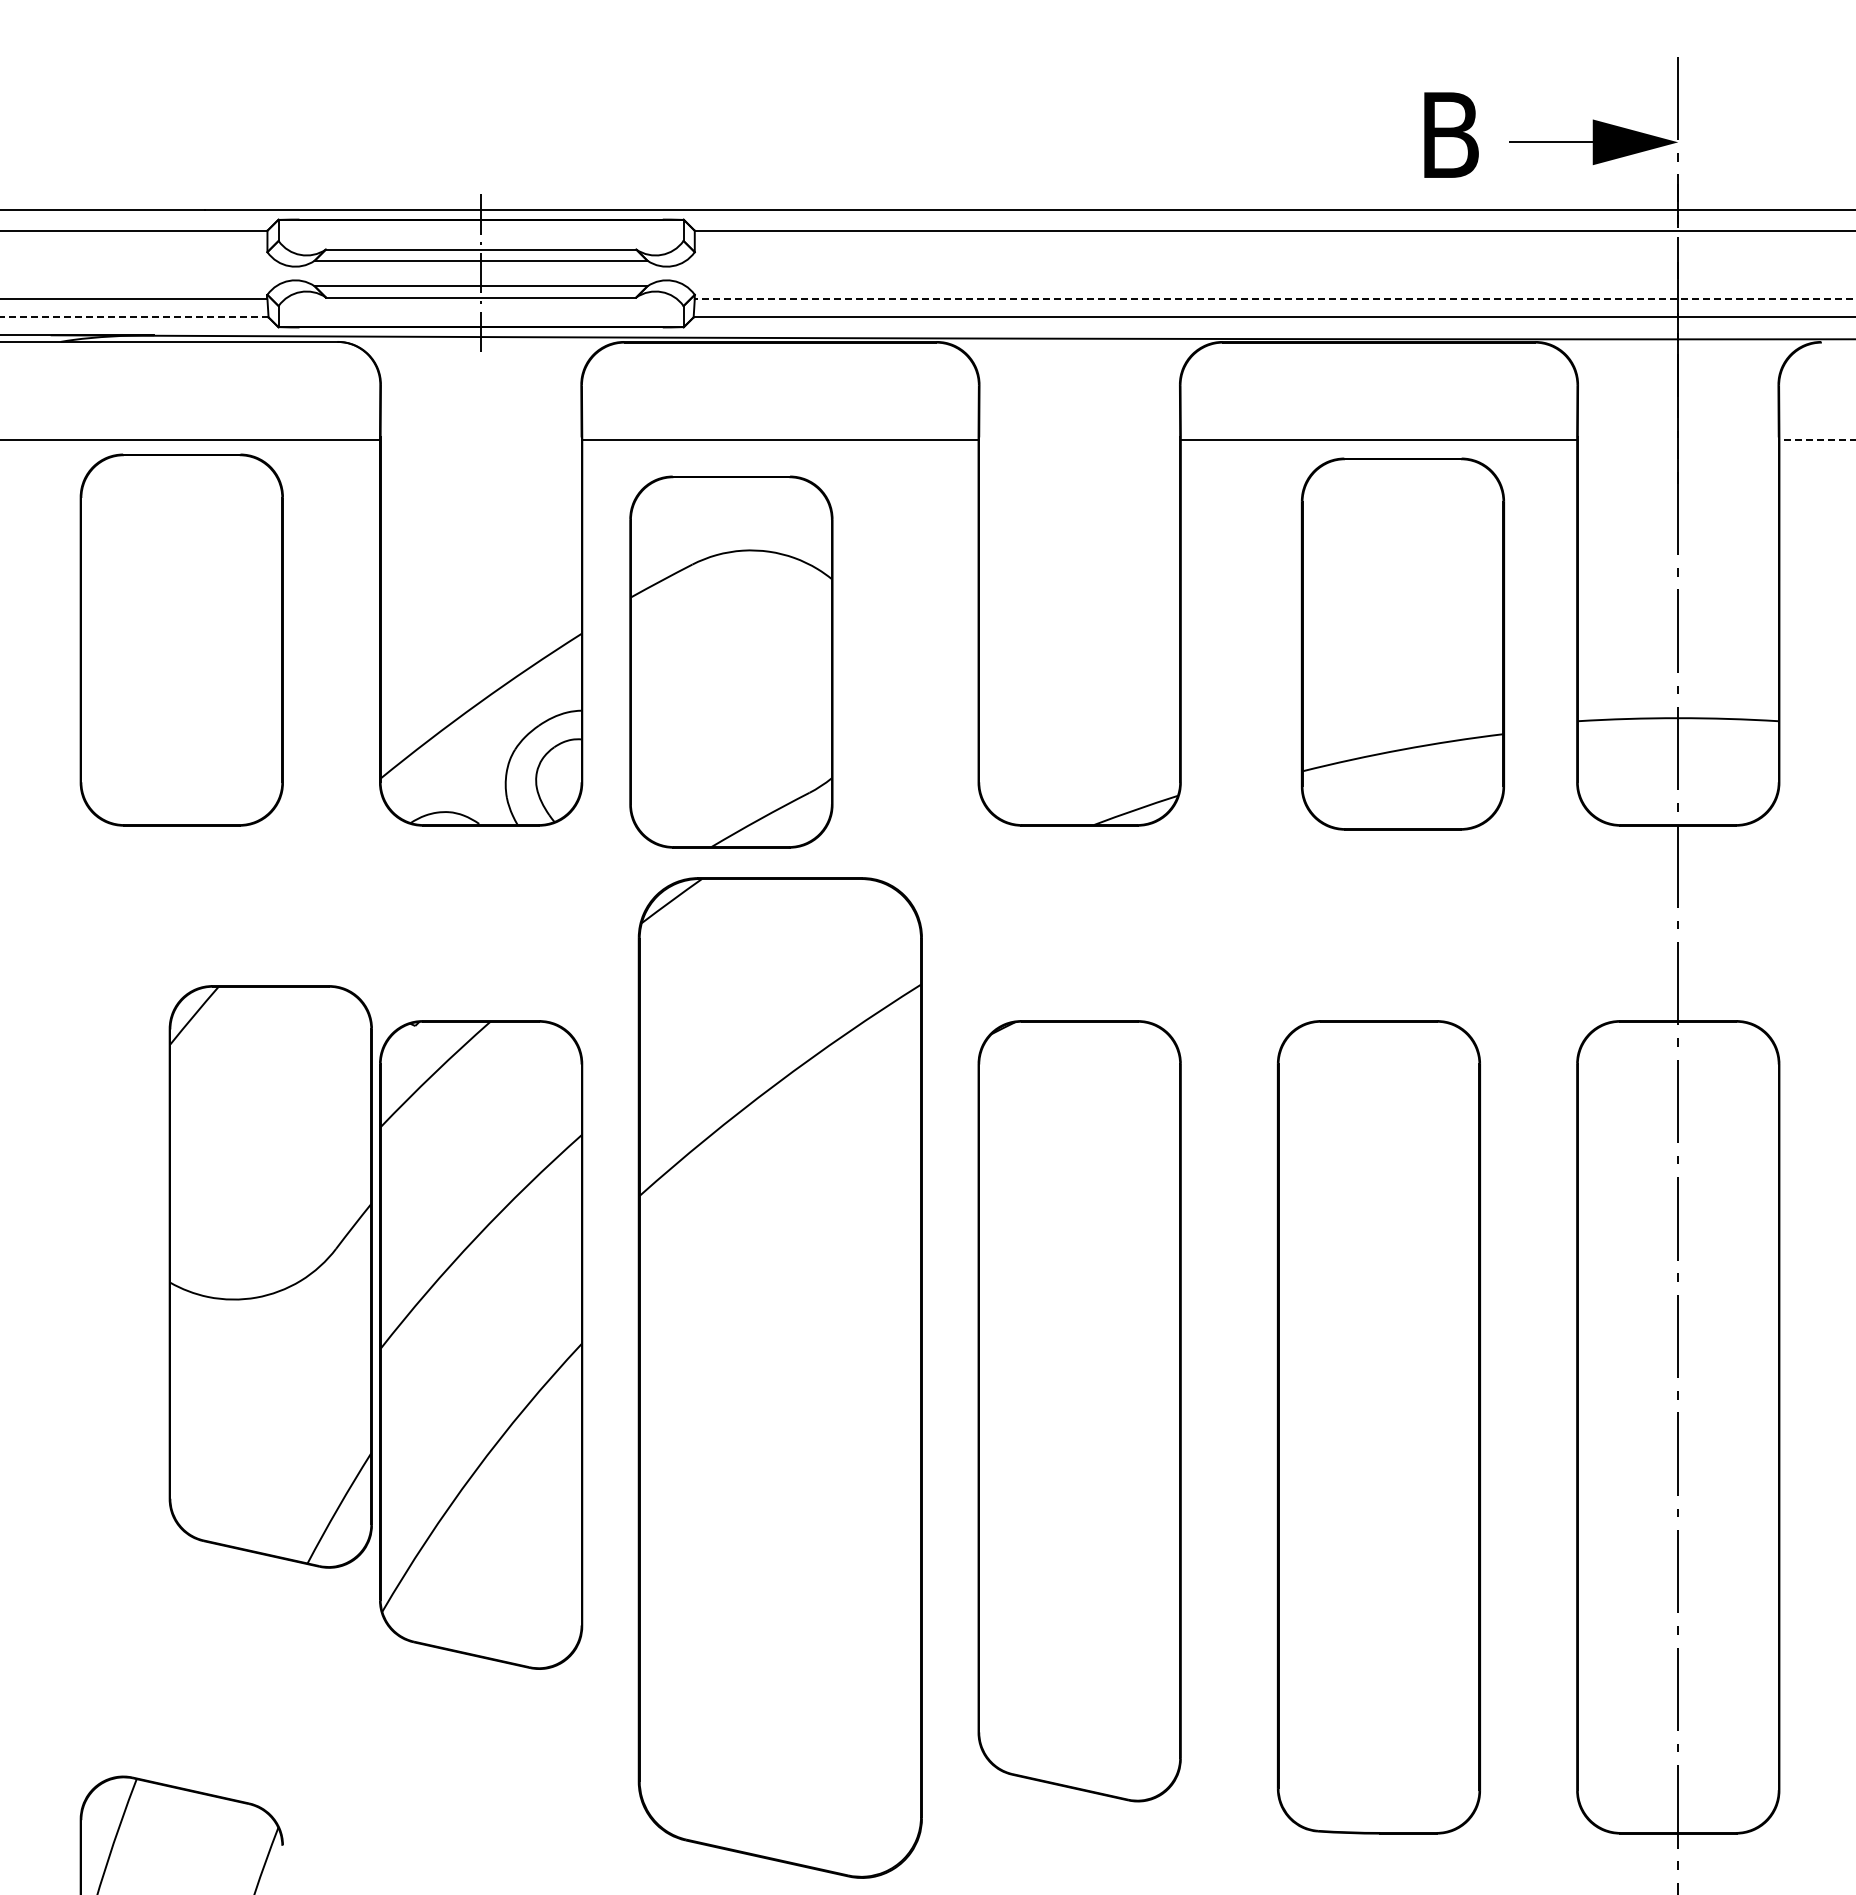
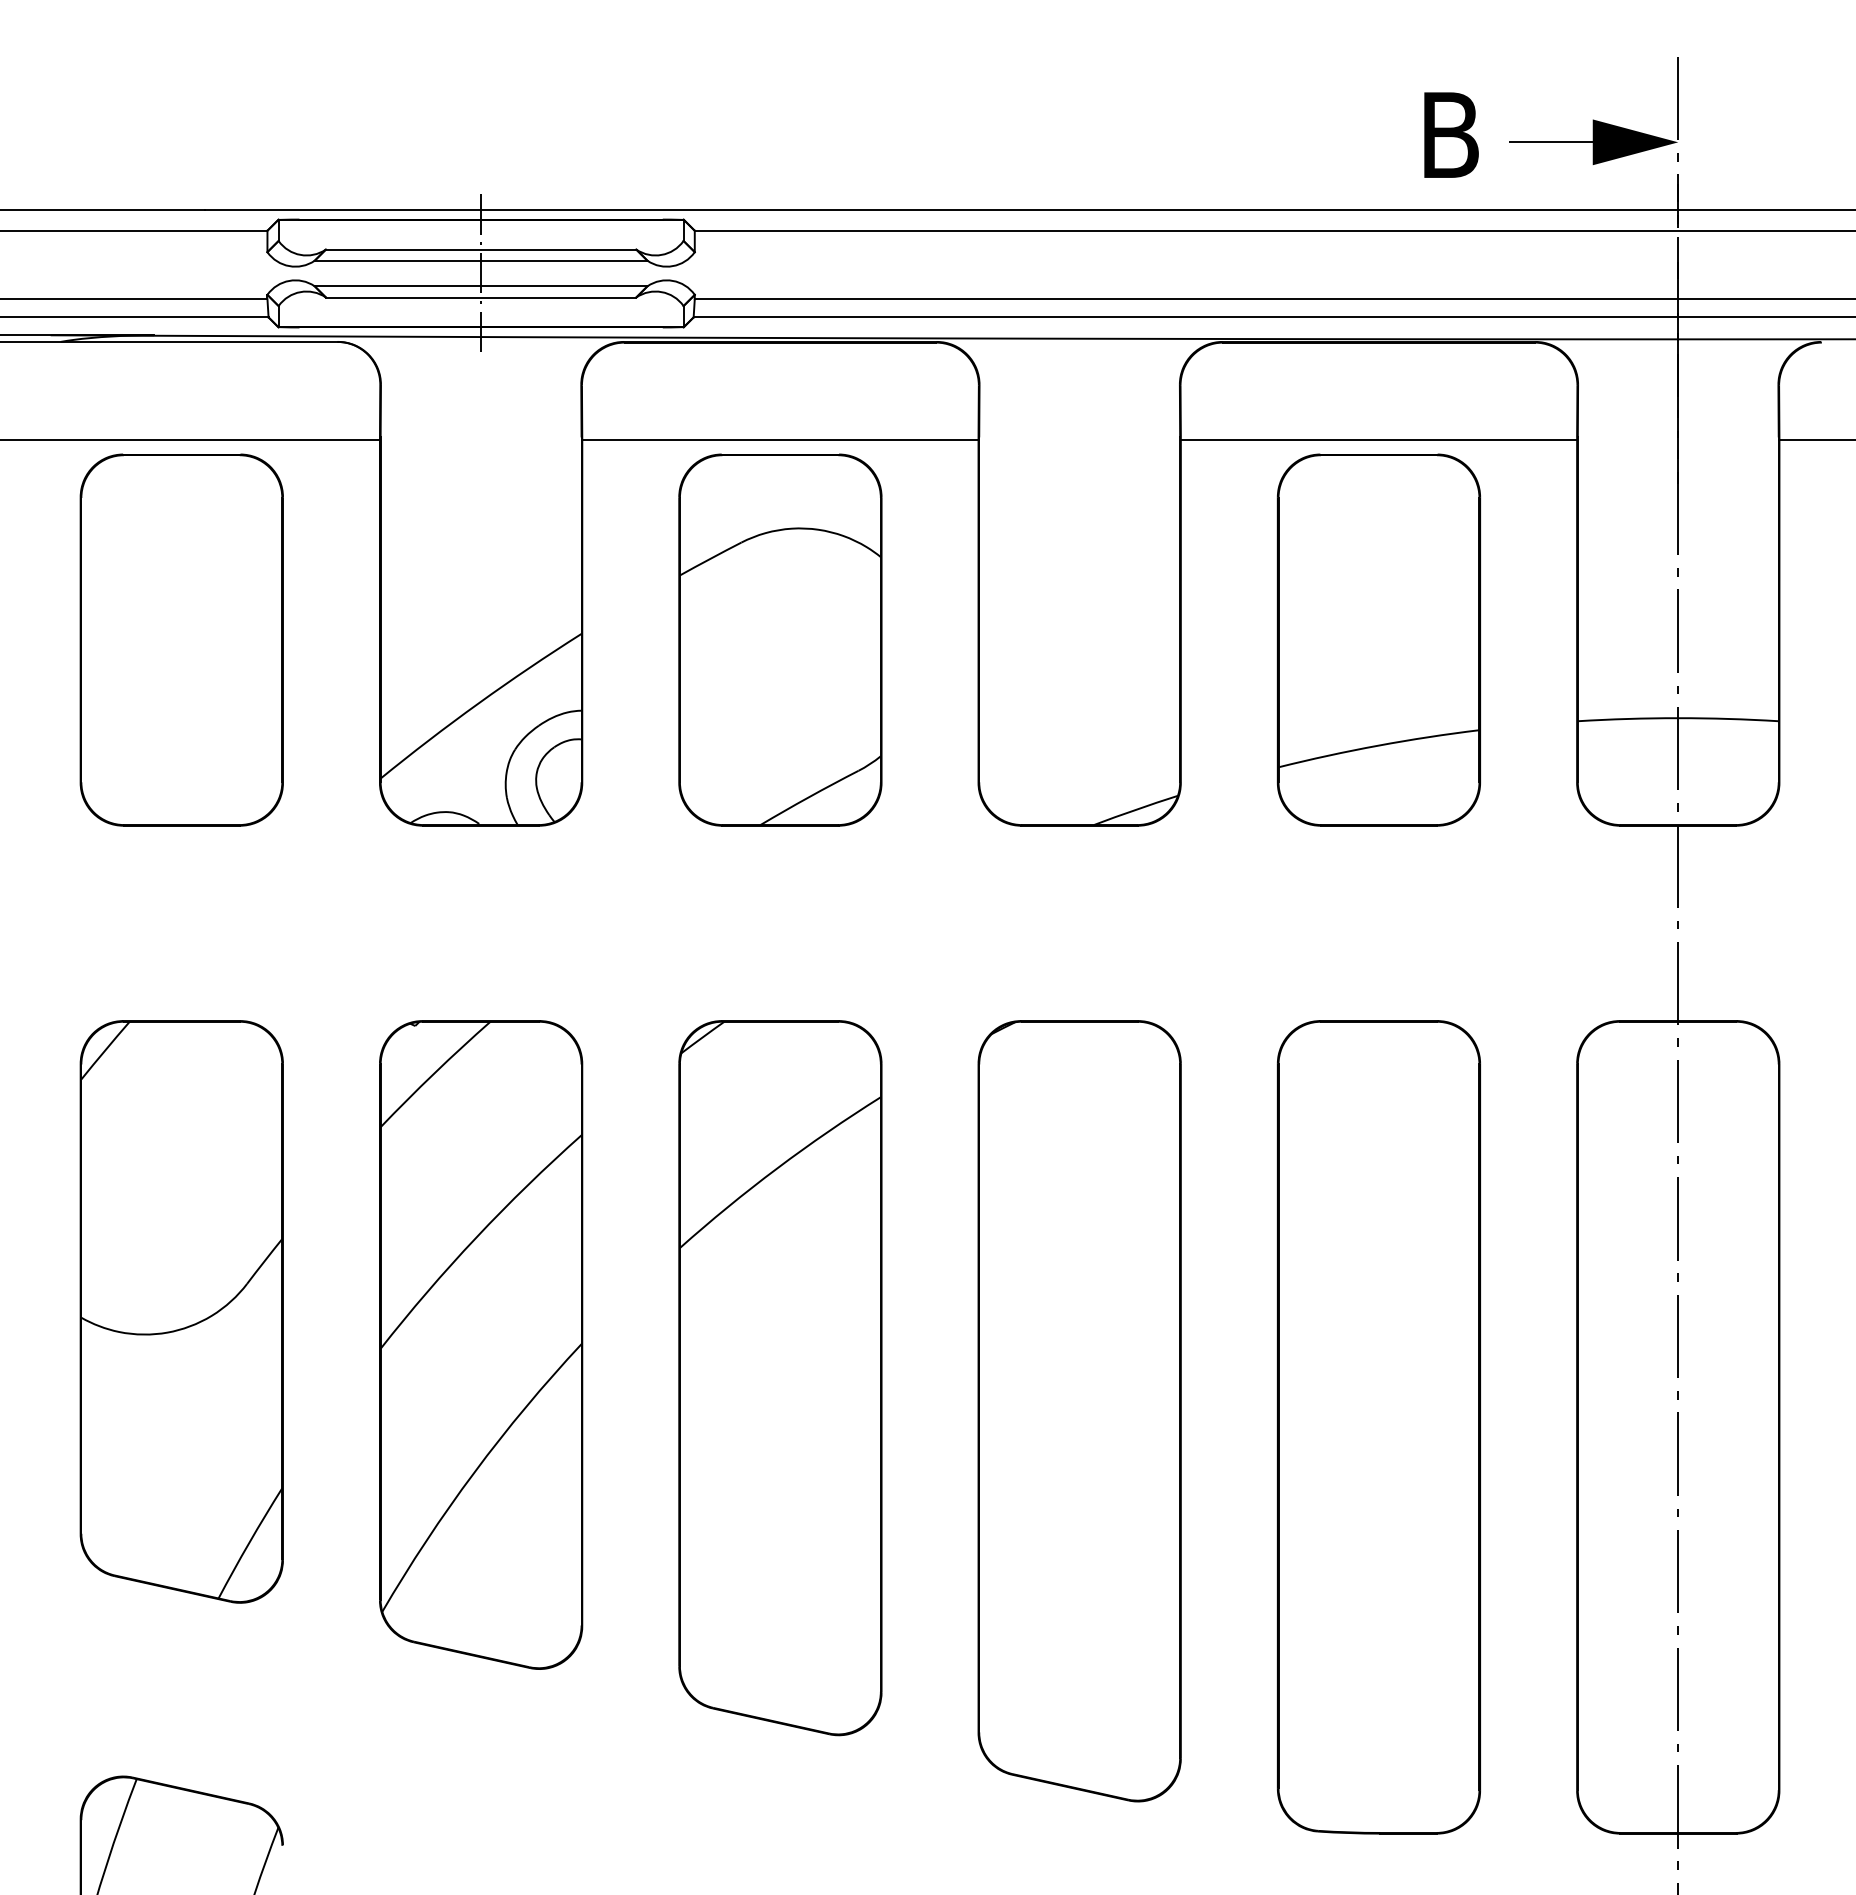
line: dashed -> solid (1274, 299)
line: dashed -> solid (134, 317)
line: dashed -> solid (1817, 440)
part position: (1402, 643) -> (1378, 639) (1378, 639)
part position: (731, 661) -> (780, 639) (780, 639)
part position: (270, 1276) -> (181, 1311) (181, 1311)
part size: 286x1002 px -> 205x717 px (780, 1378)
